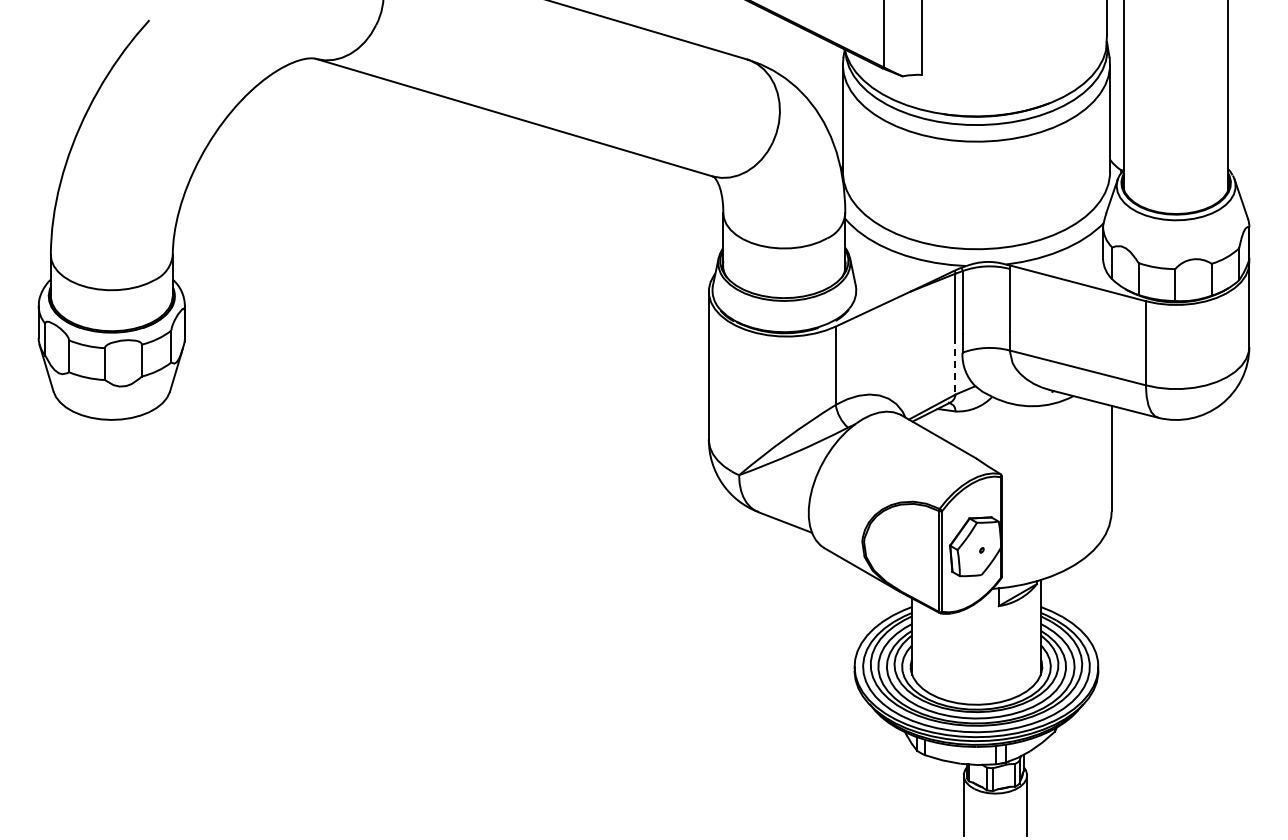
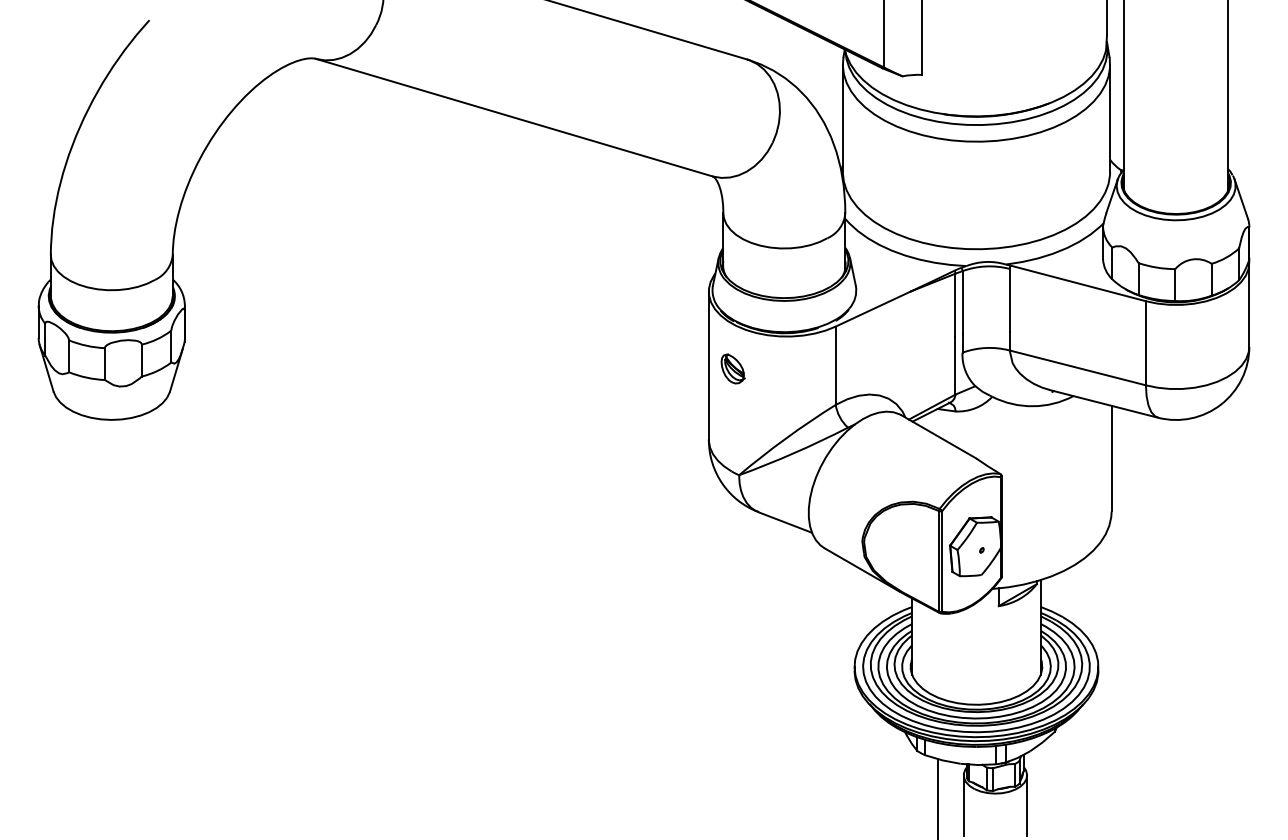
line: dashed -> solid (955, 365)
part: none -> present (732, 368)
line: none -> present (938, 797)
